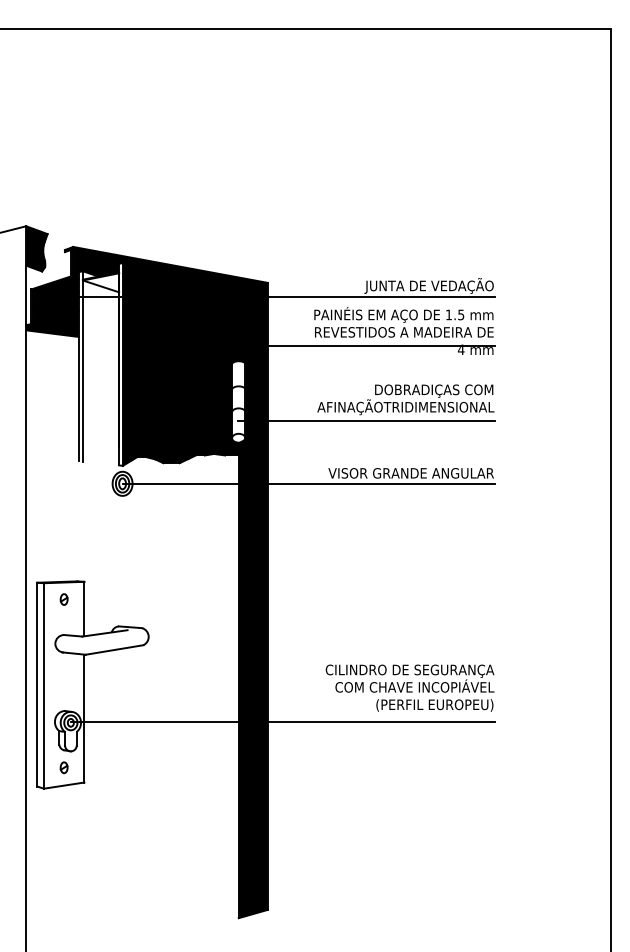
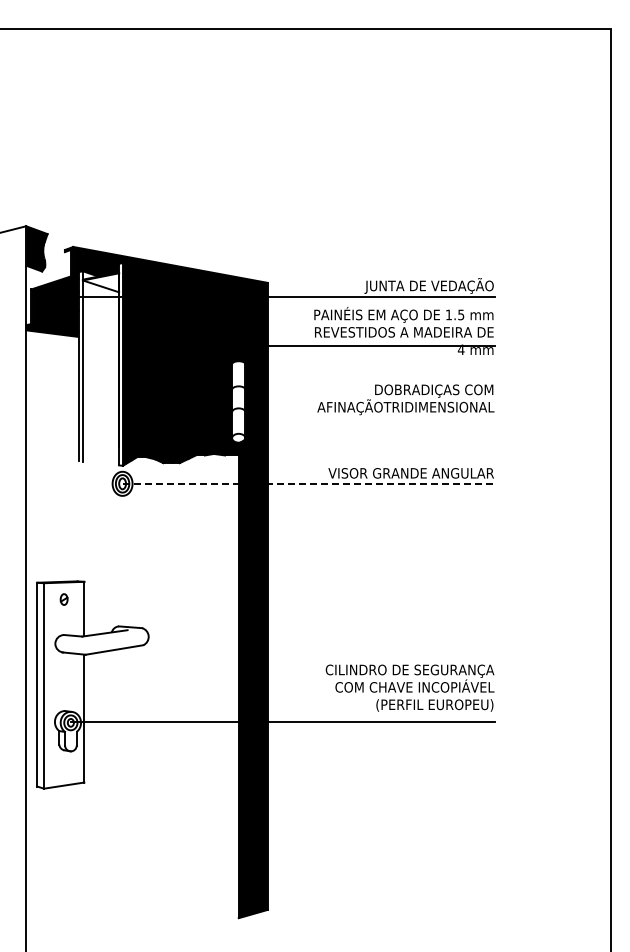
line: present -> none (366, 420)
line: solid -> dashed (308, 484)
part: present -> none (63, 767)
